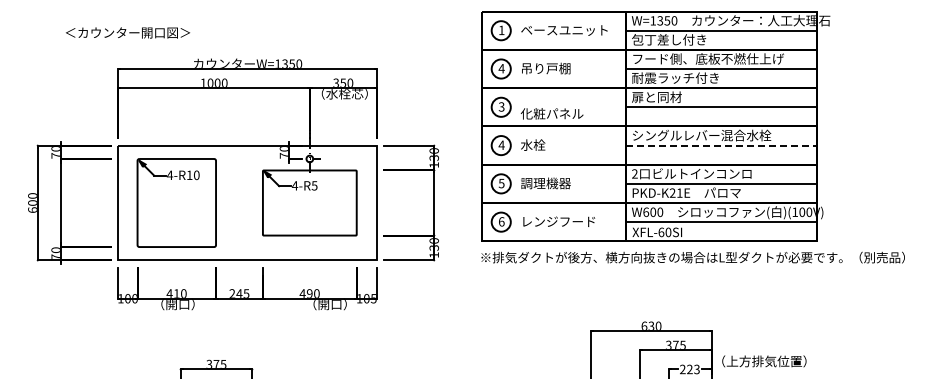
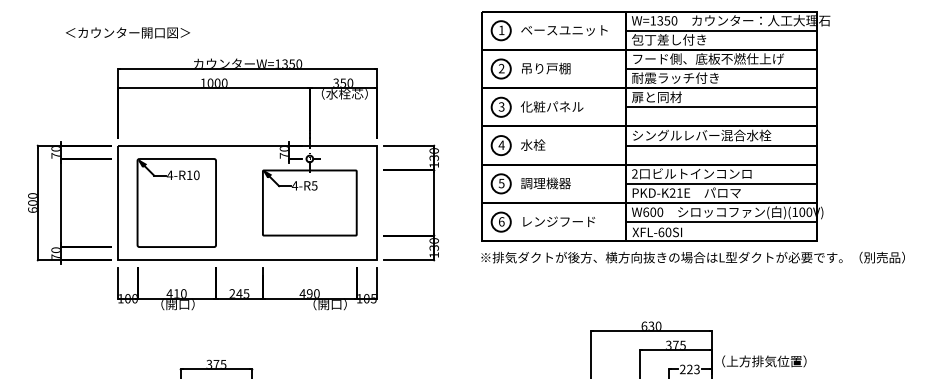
text: 4 -> 2 (501, 68)
text position: (551, 113) -> (551, 106) (551, 106)
line: dashed -> solid (721, 145)
